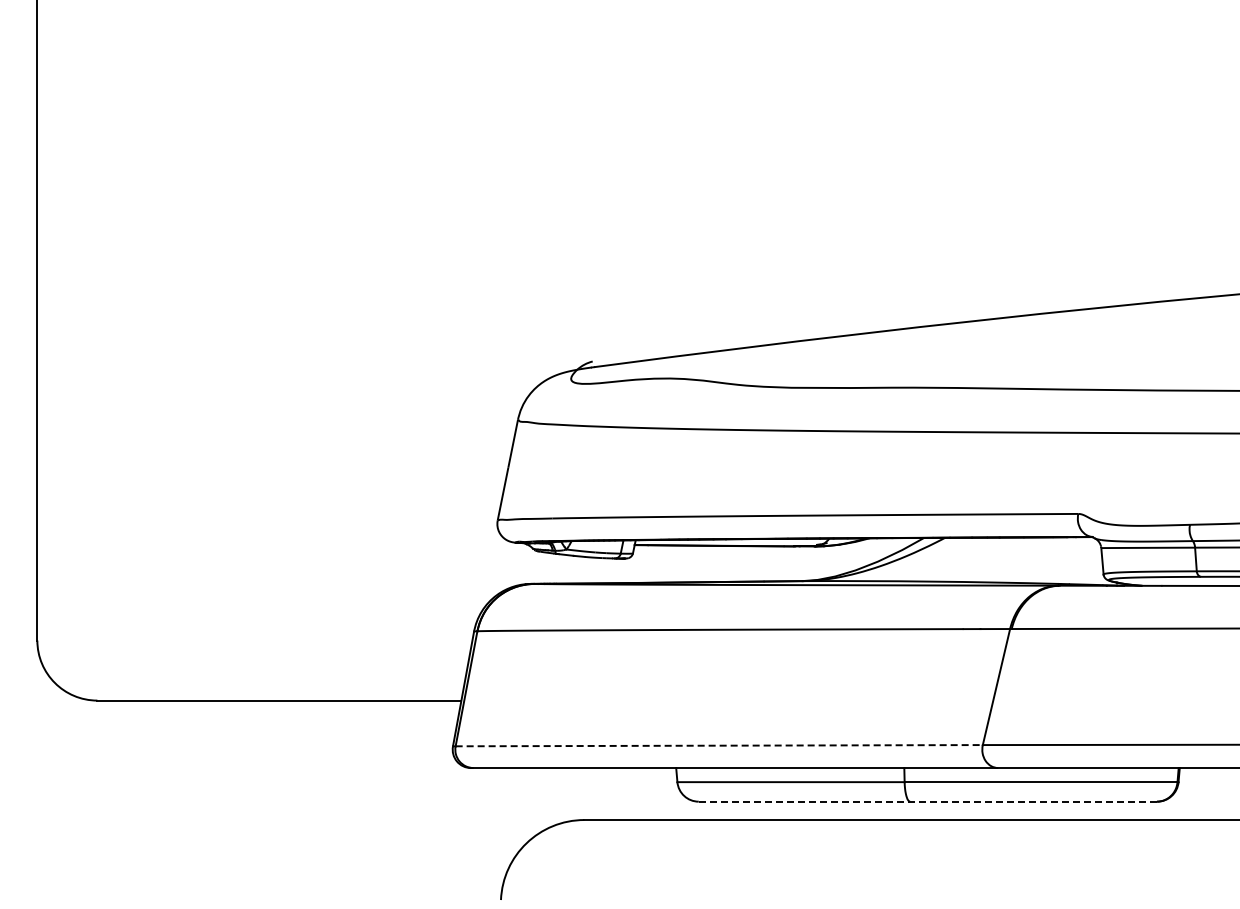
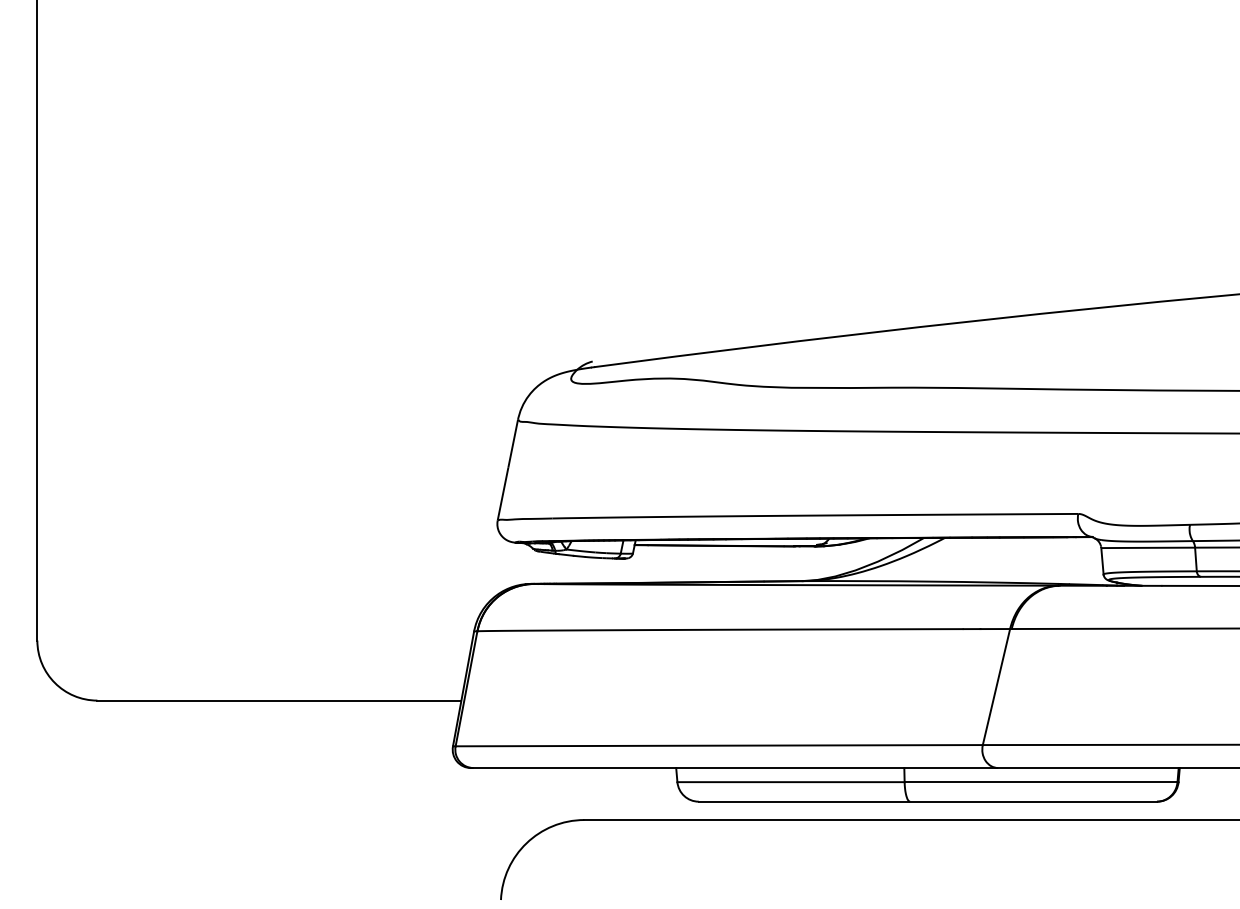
line: dashed -> solid (719, 745)
line: dashed -> solid (928, 801)
